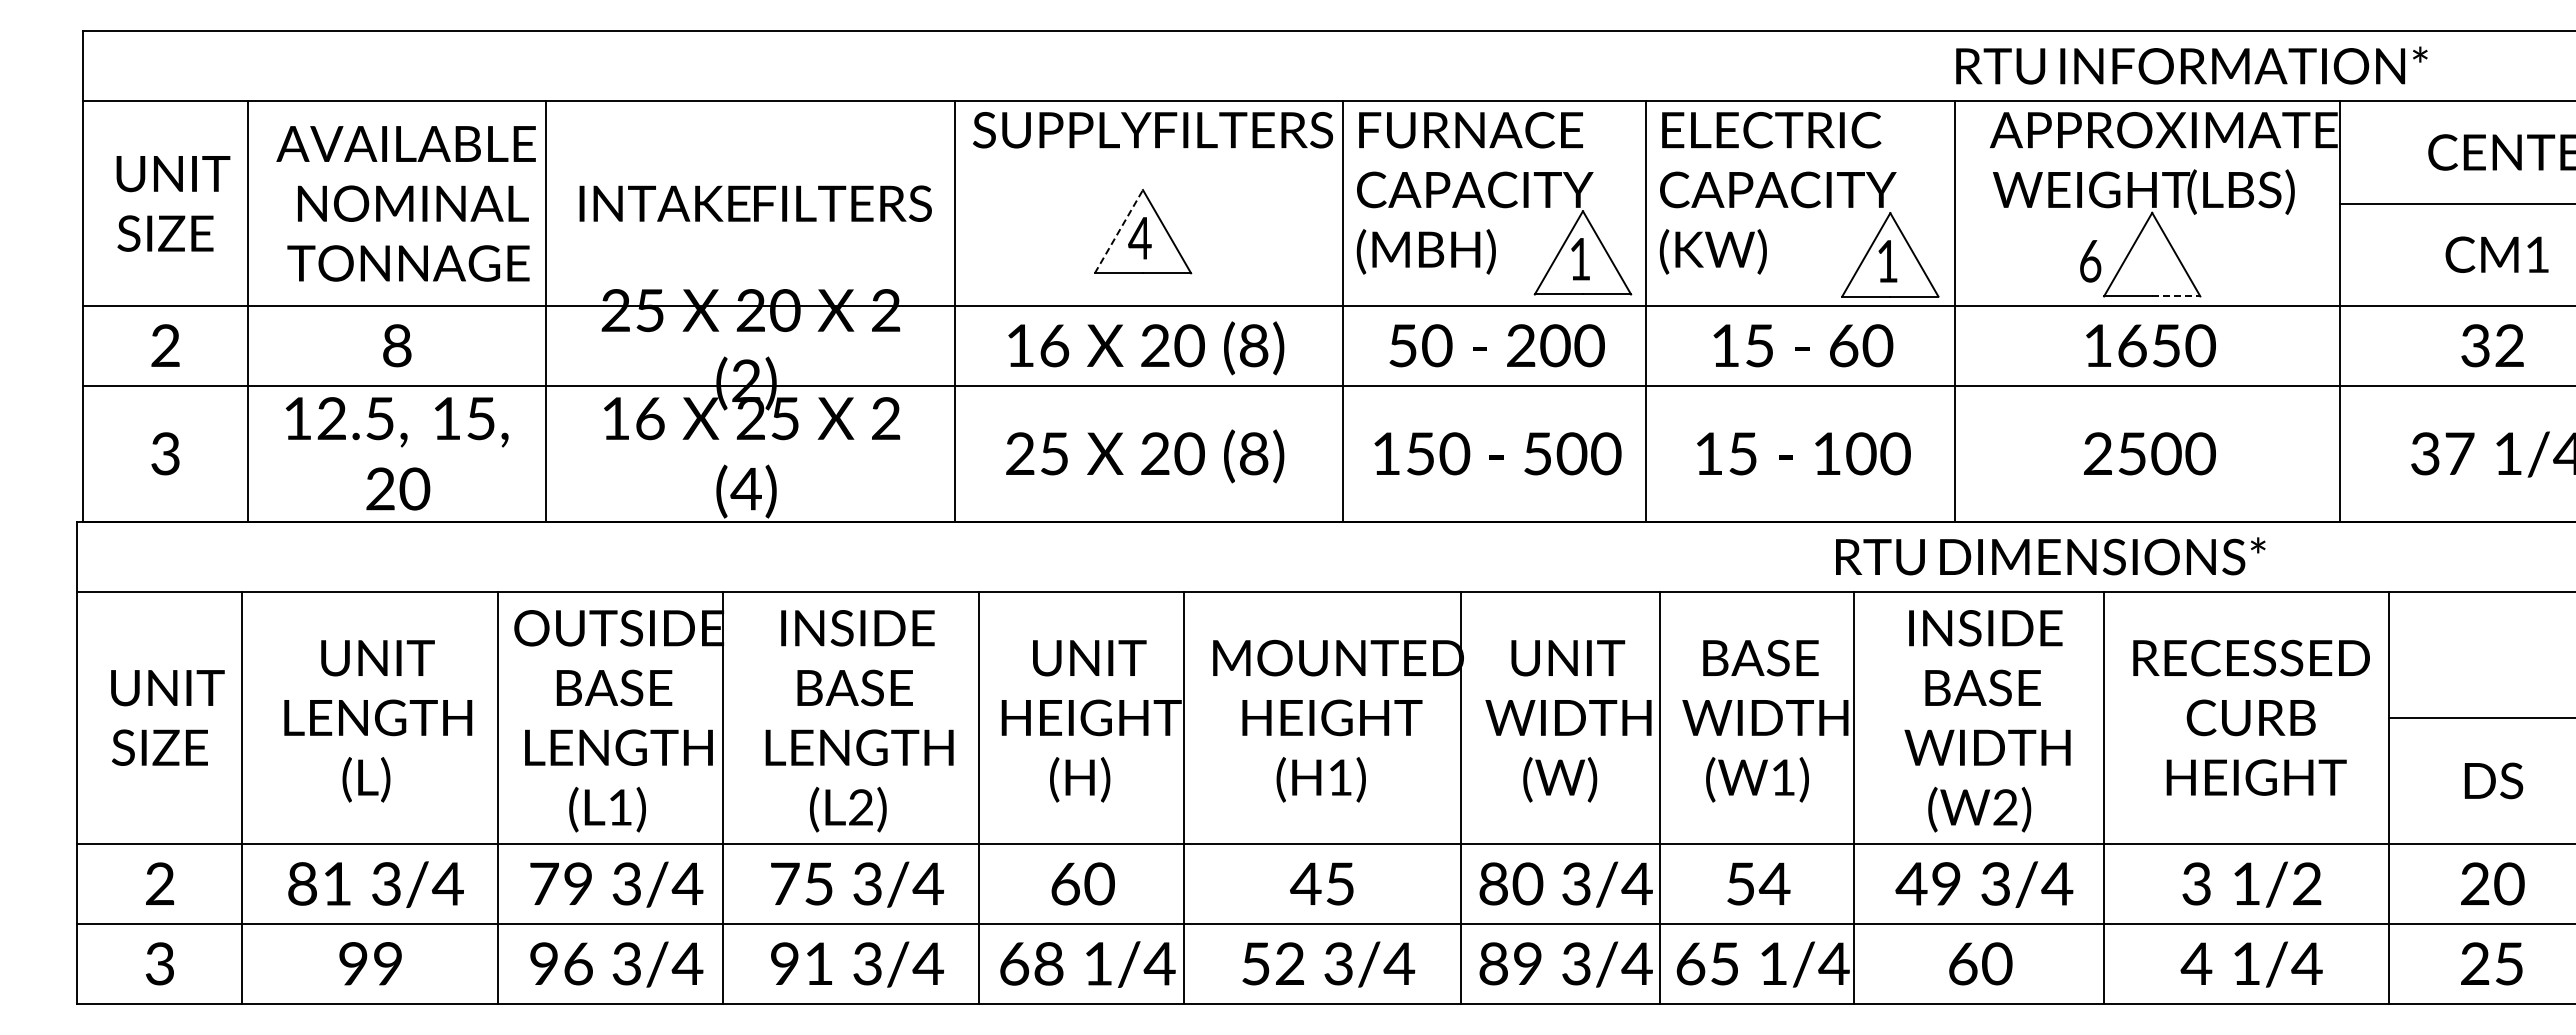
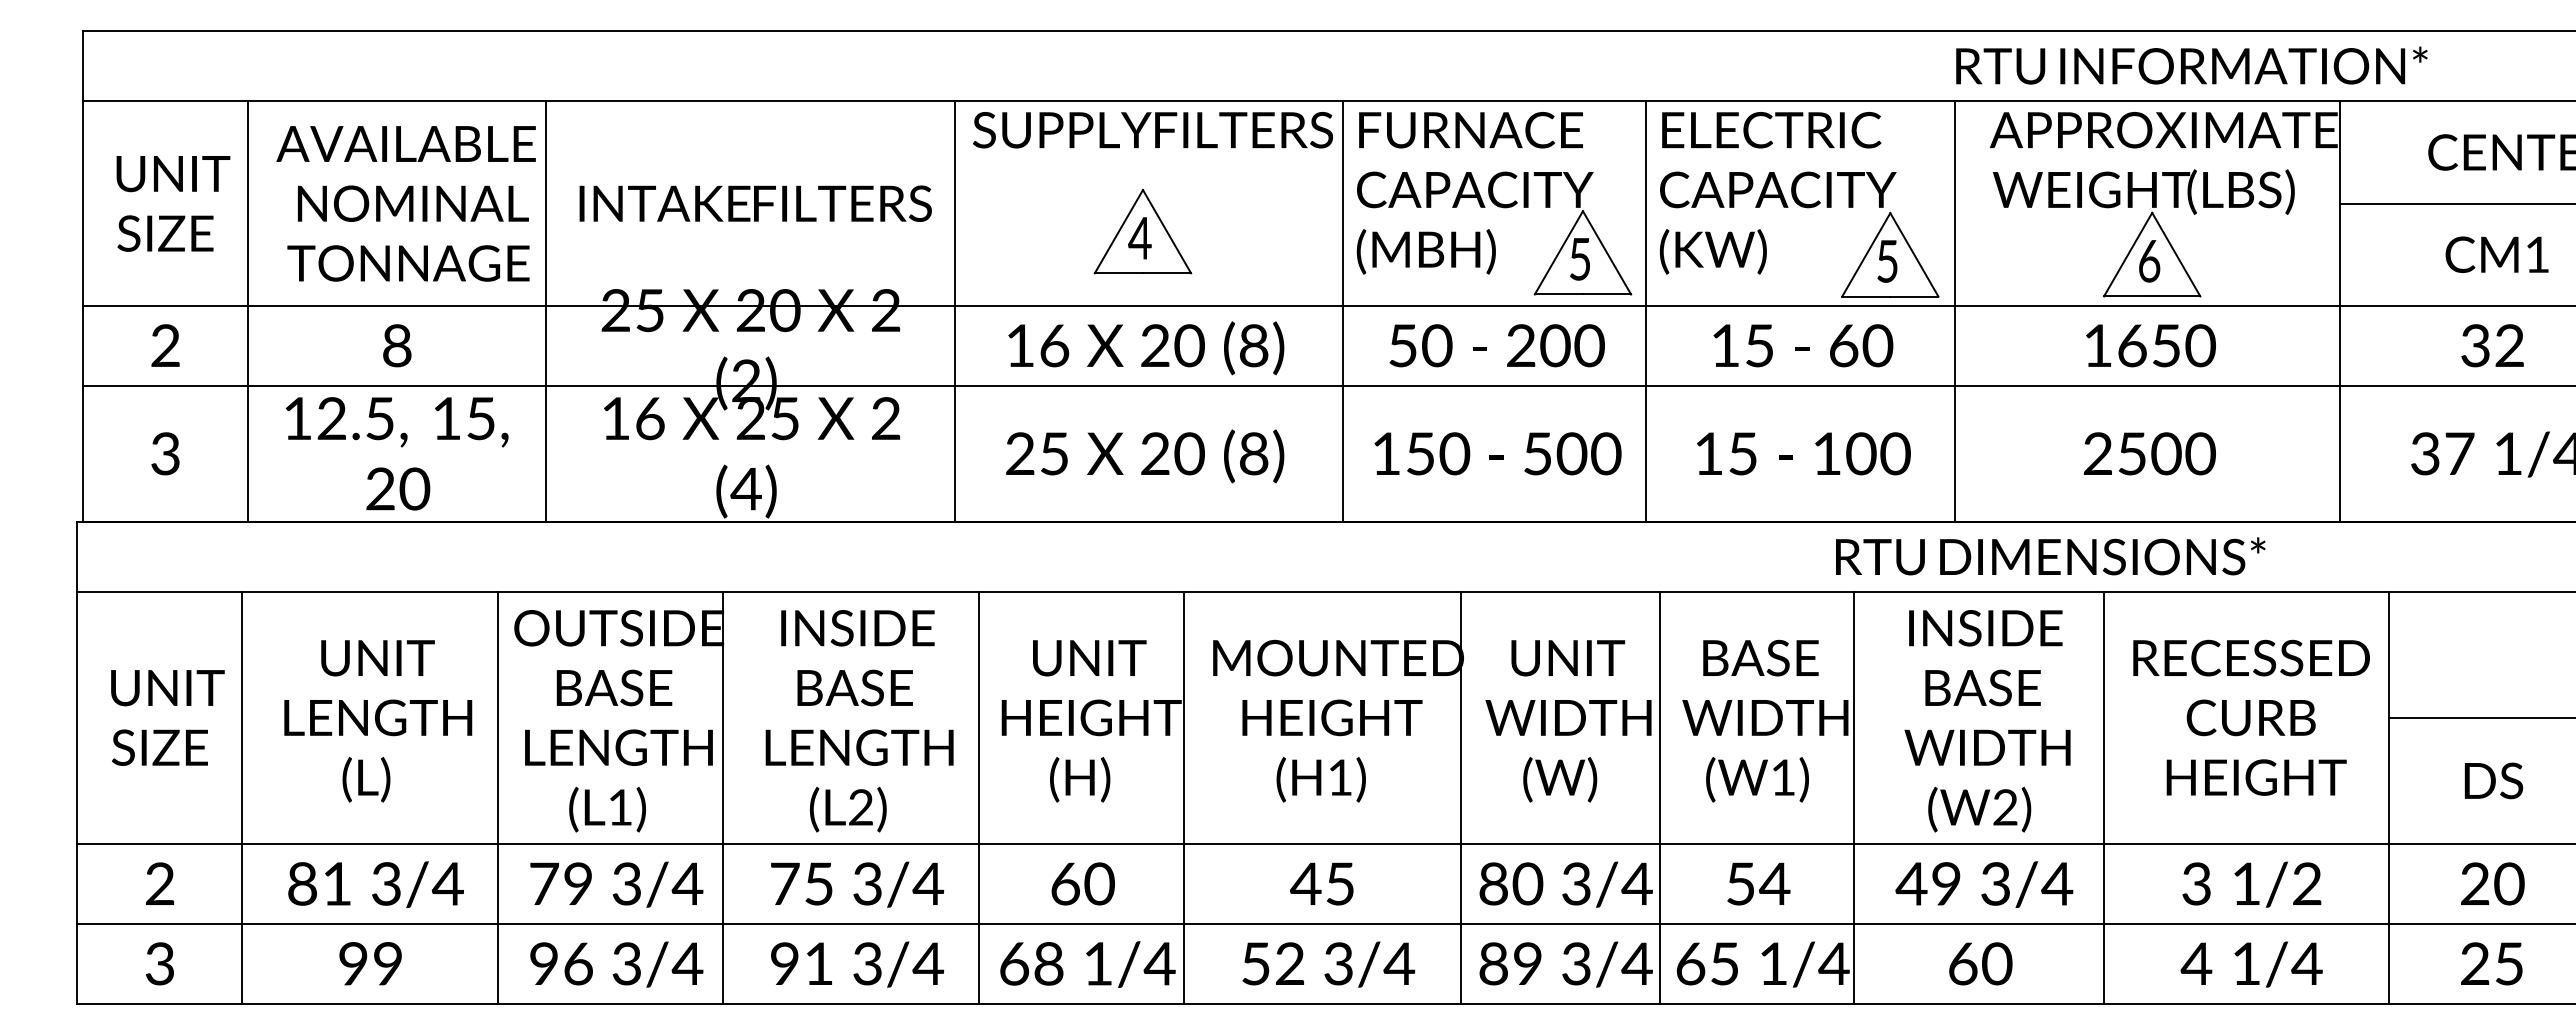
line: dashed -> solid (1119, 231)
text: 1 -> 5 (1579, 259)
text: 1 -> 5 (1887, 261)
text position: (2090, 261) -> (2149, 261) (2149, 261)
line: dashed -> solid (2176, 296)
